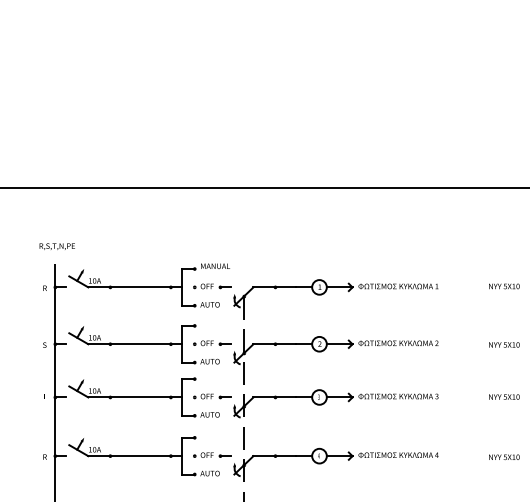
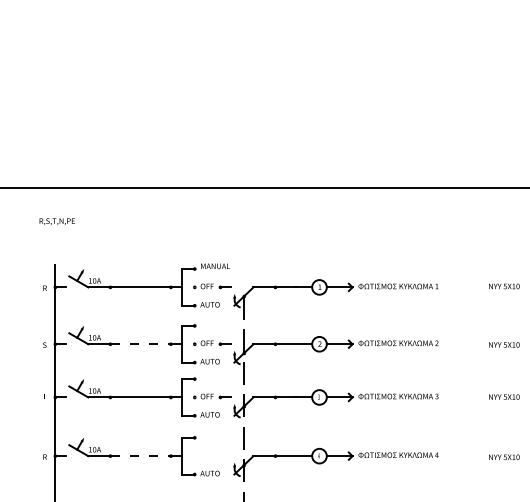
text position: (56, 246) -> (56, 221) (56, 221)
line: solid -> dashed (141, 344)
part: present -> none (212, 454)
line: solid -> dashed (141, 456)
